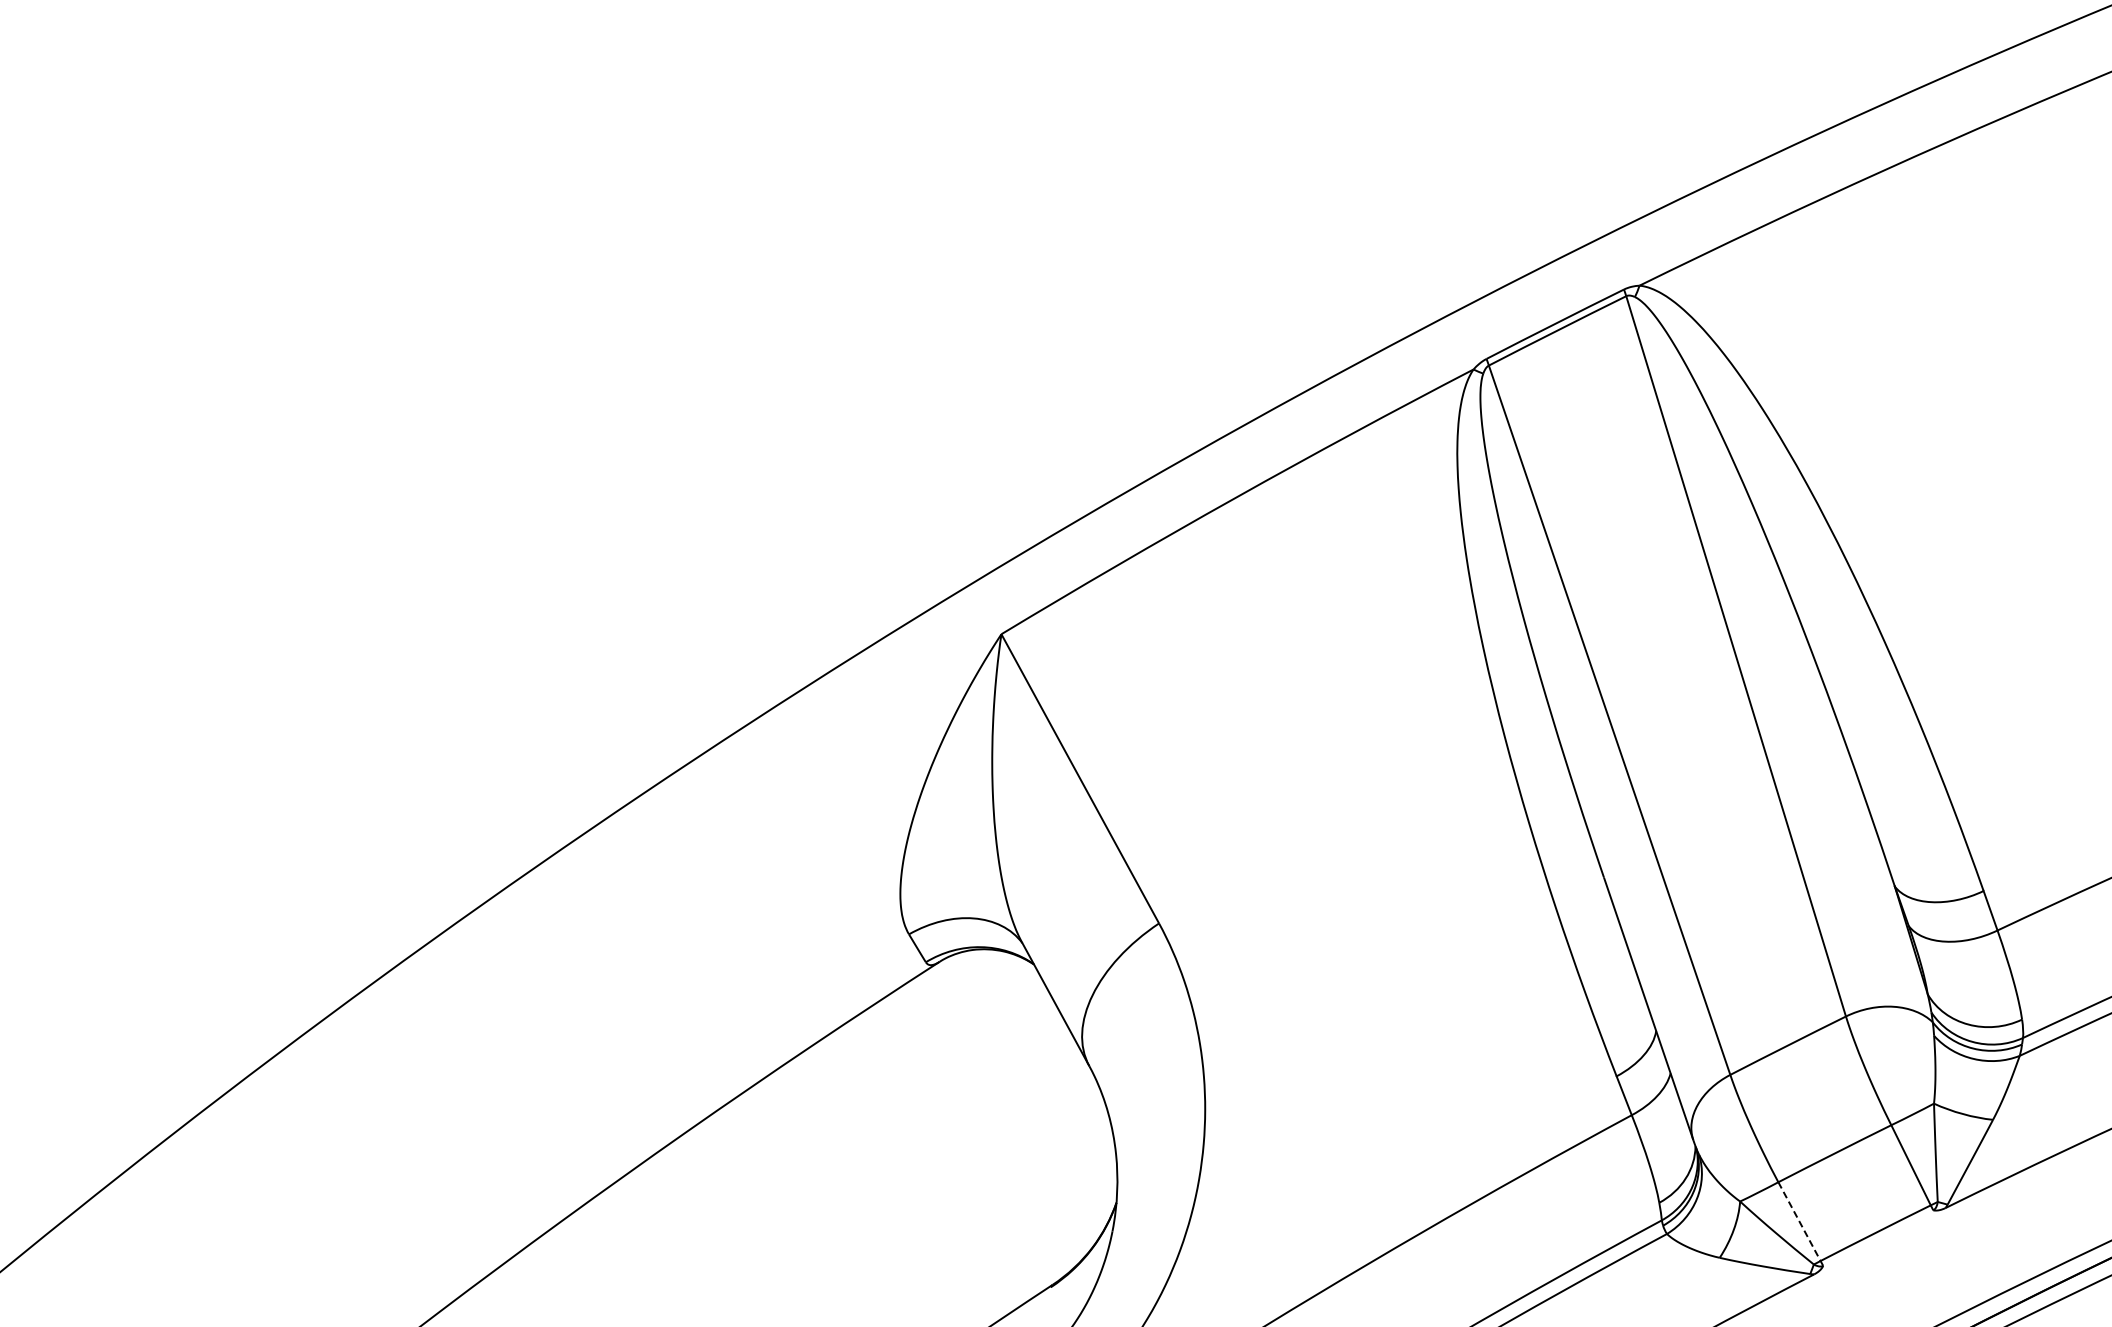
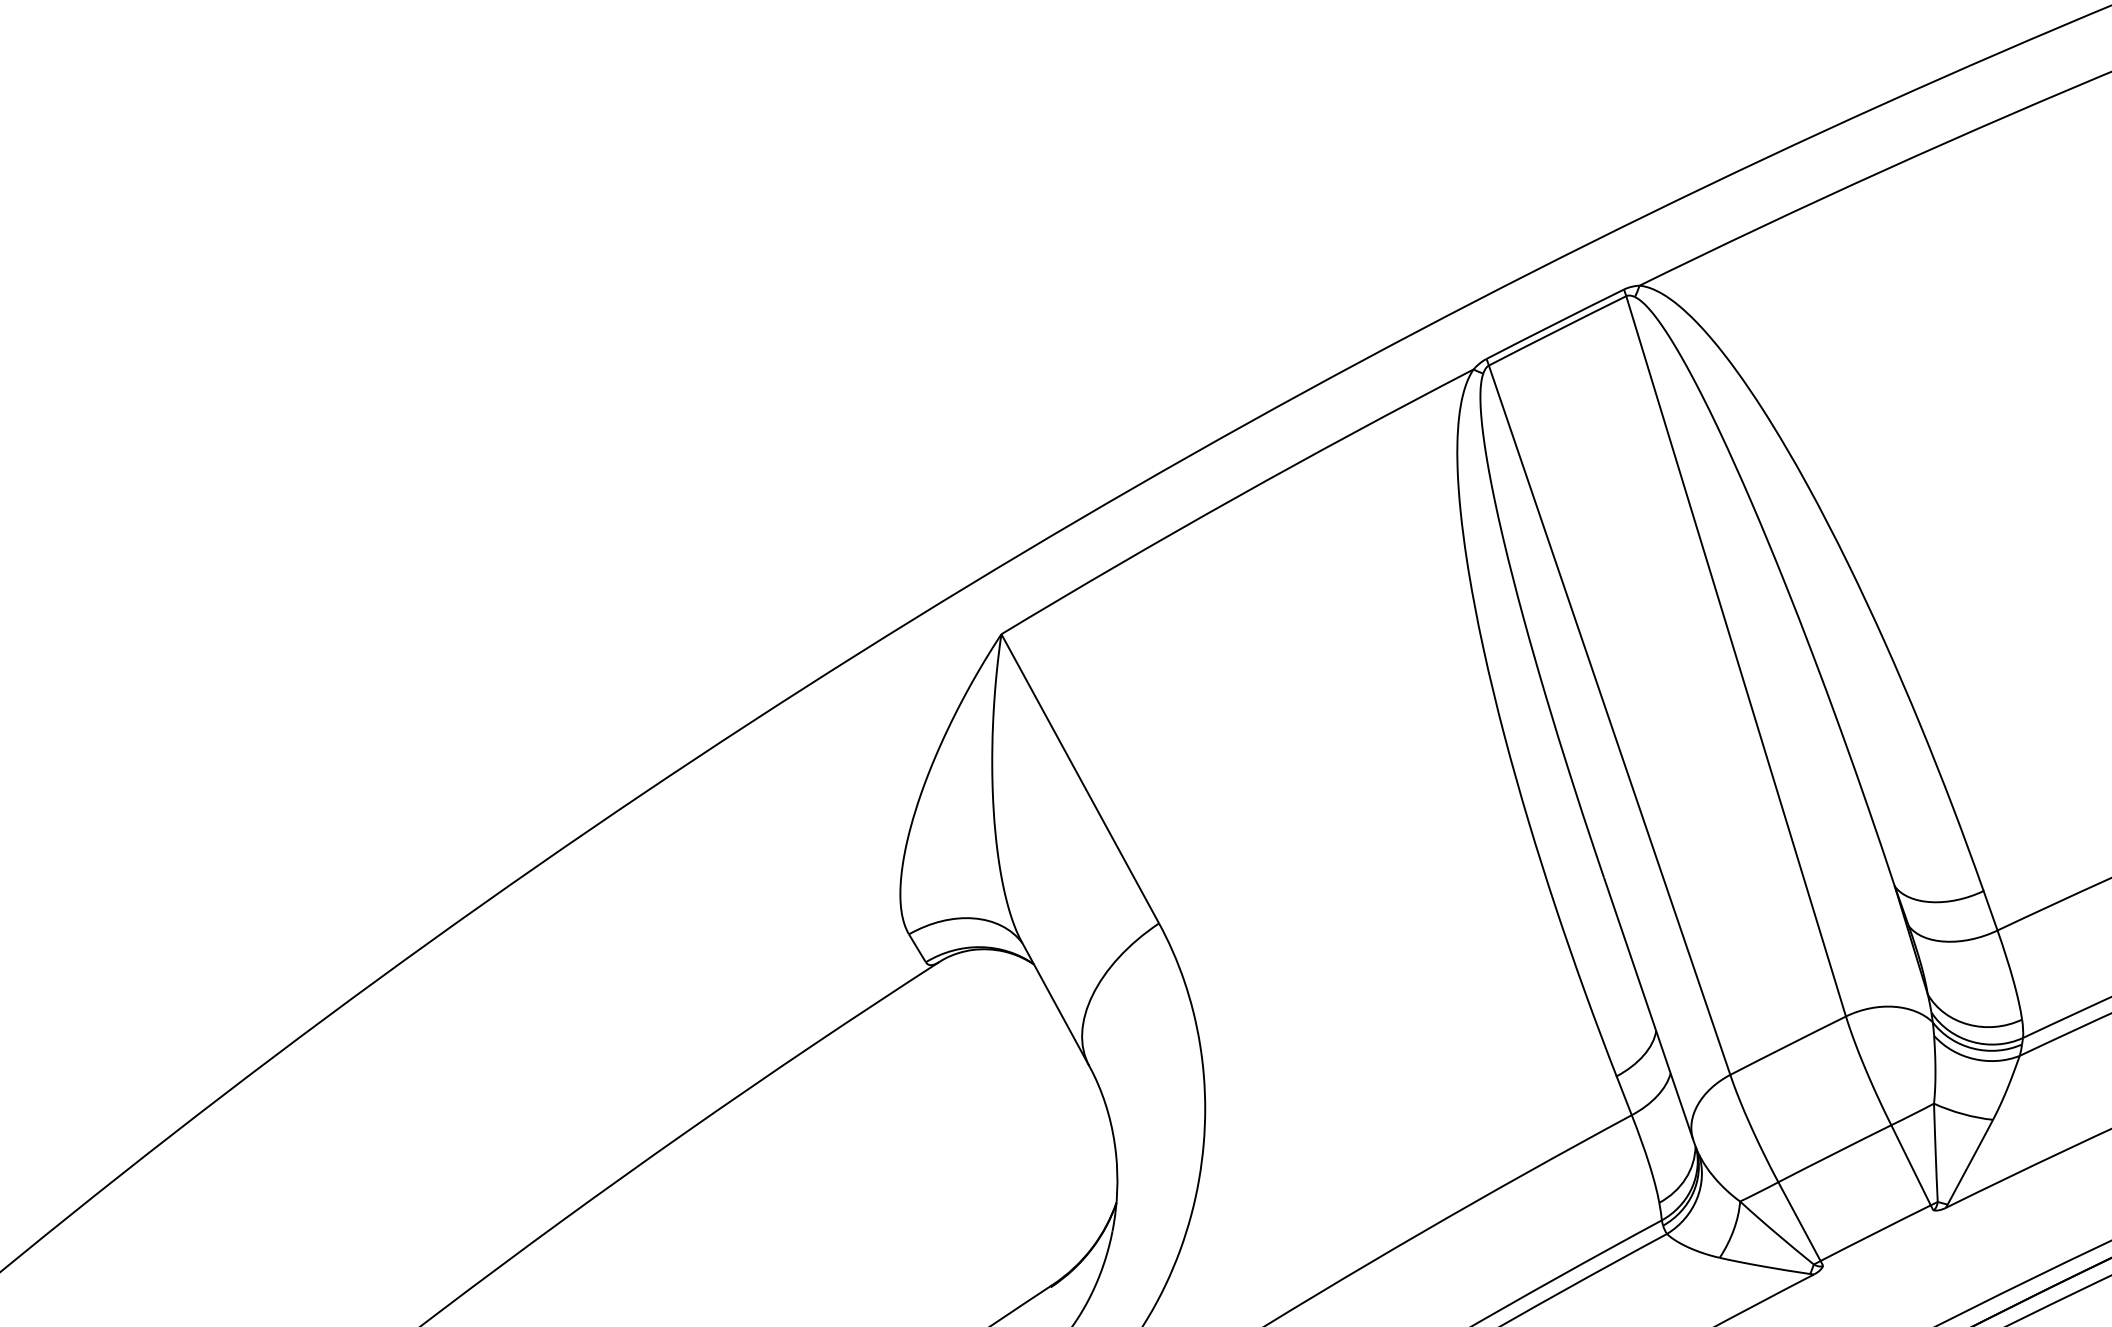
line: dashed -> solid (1799, 1221)
